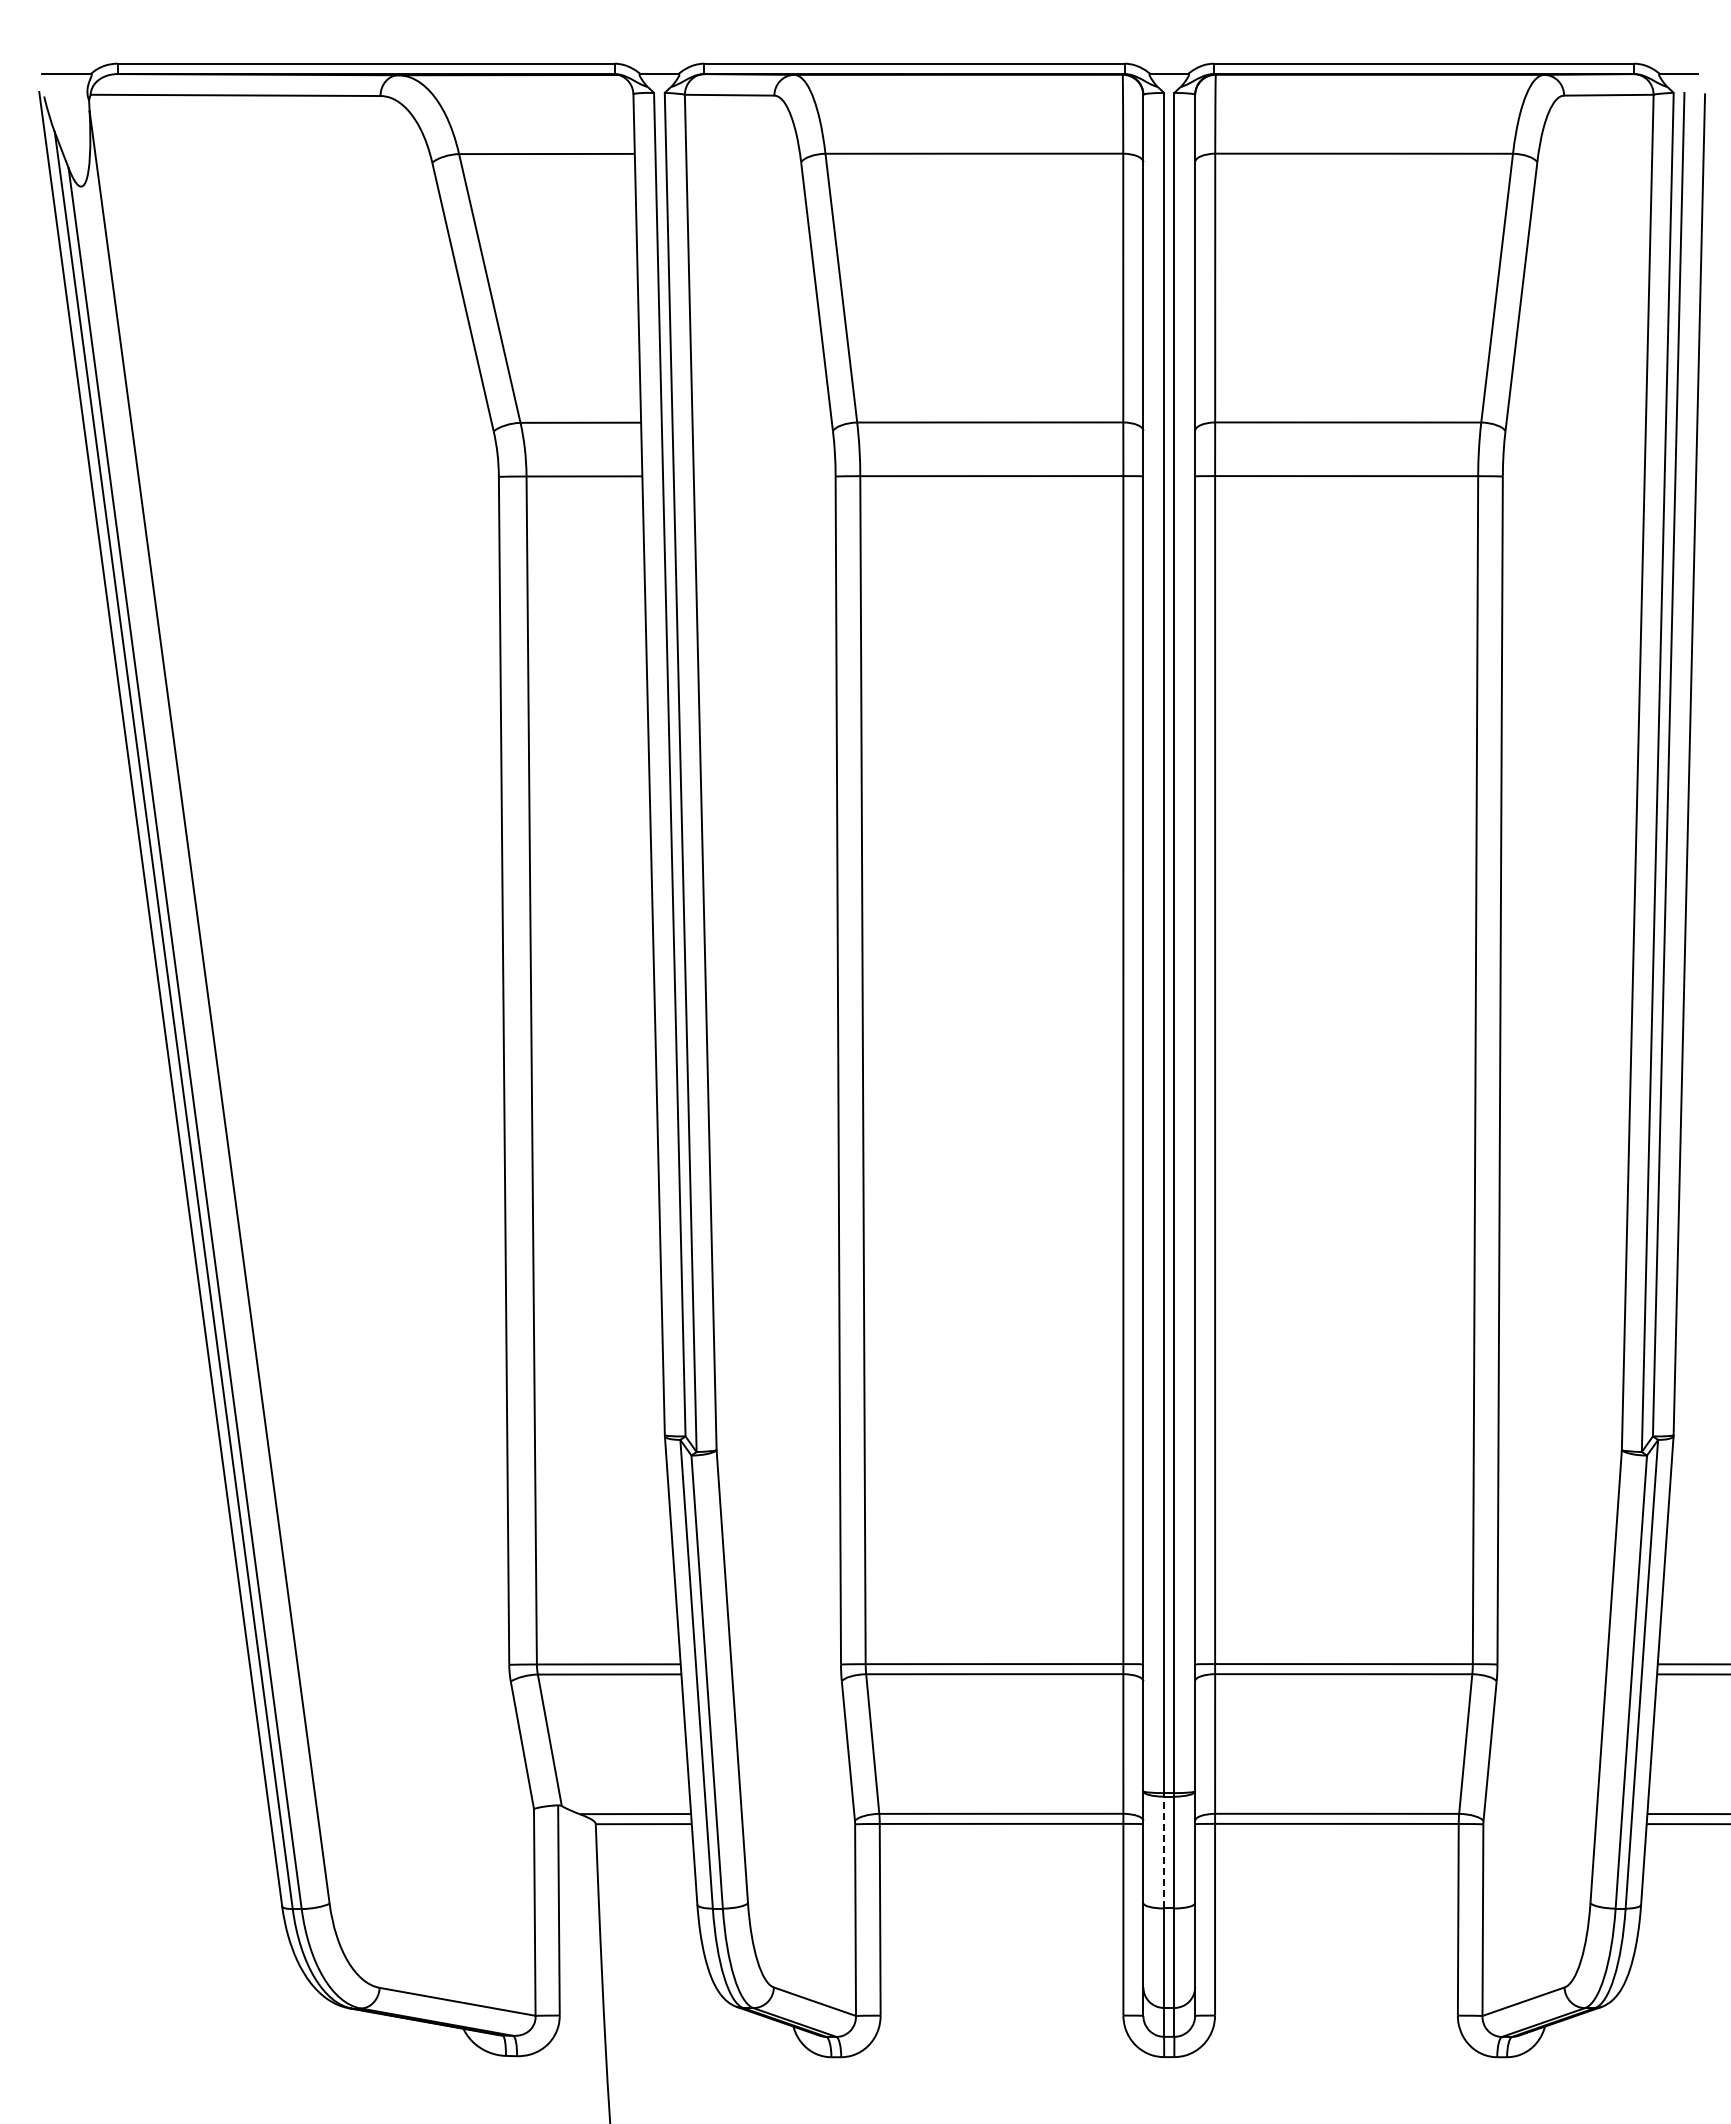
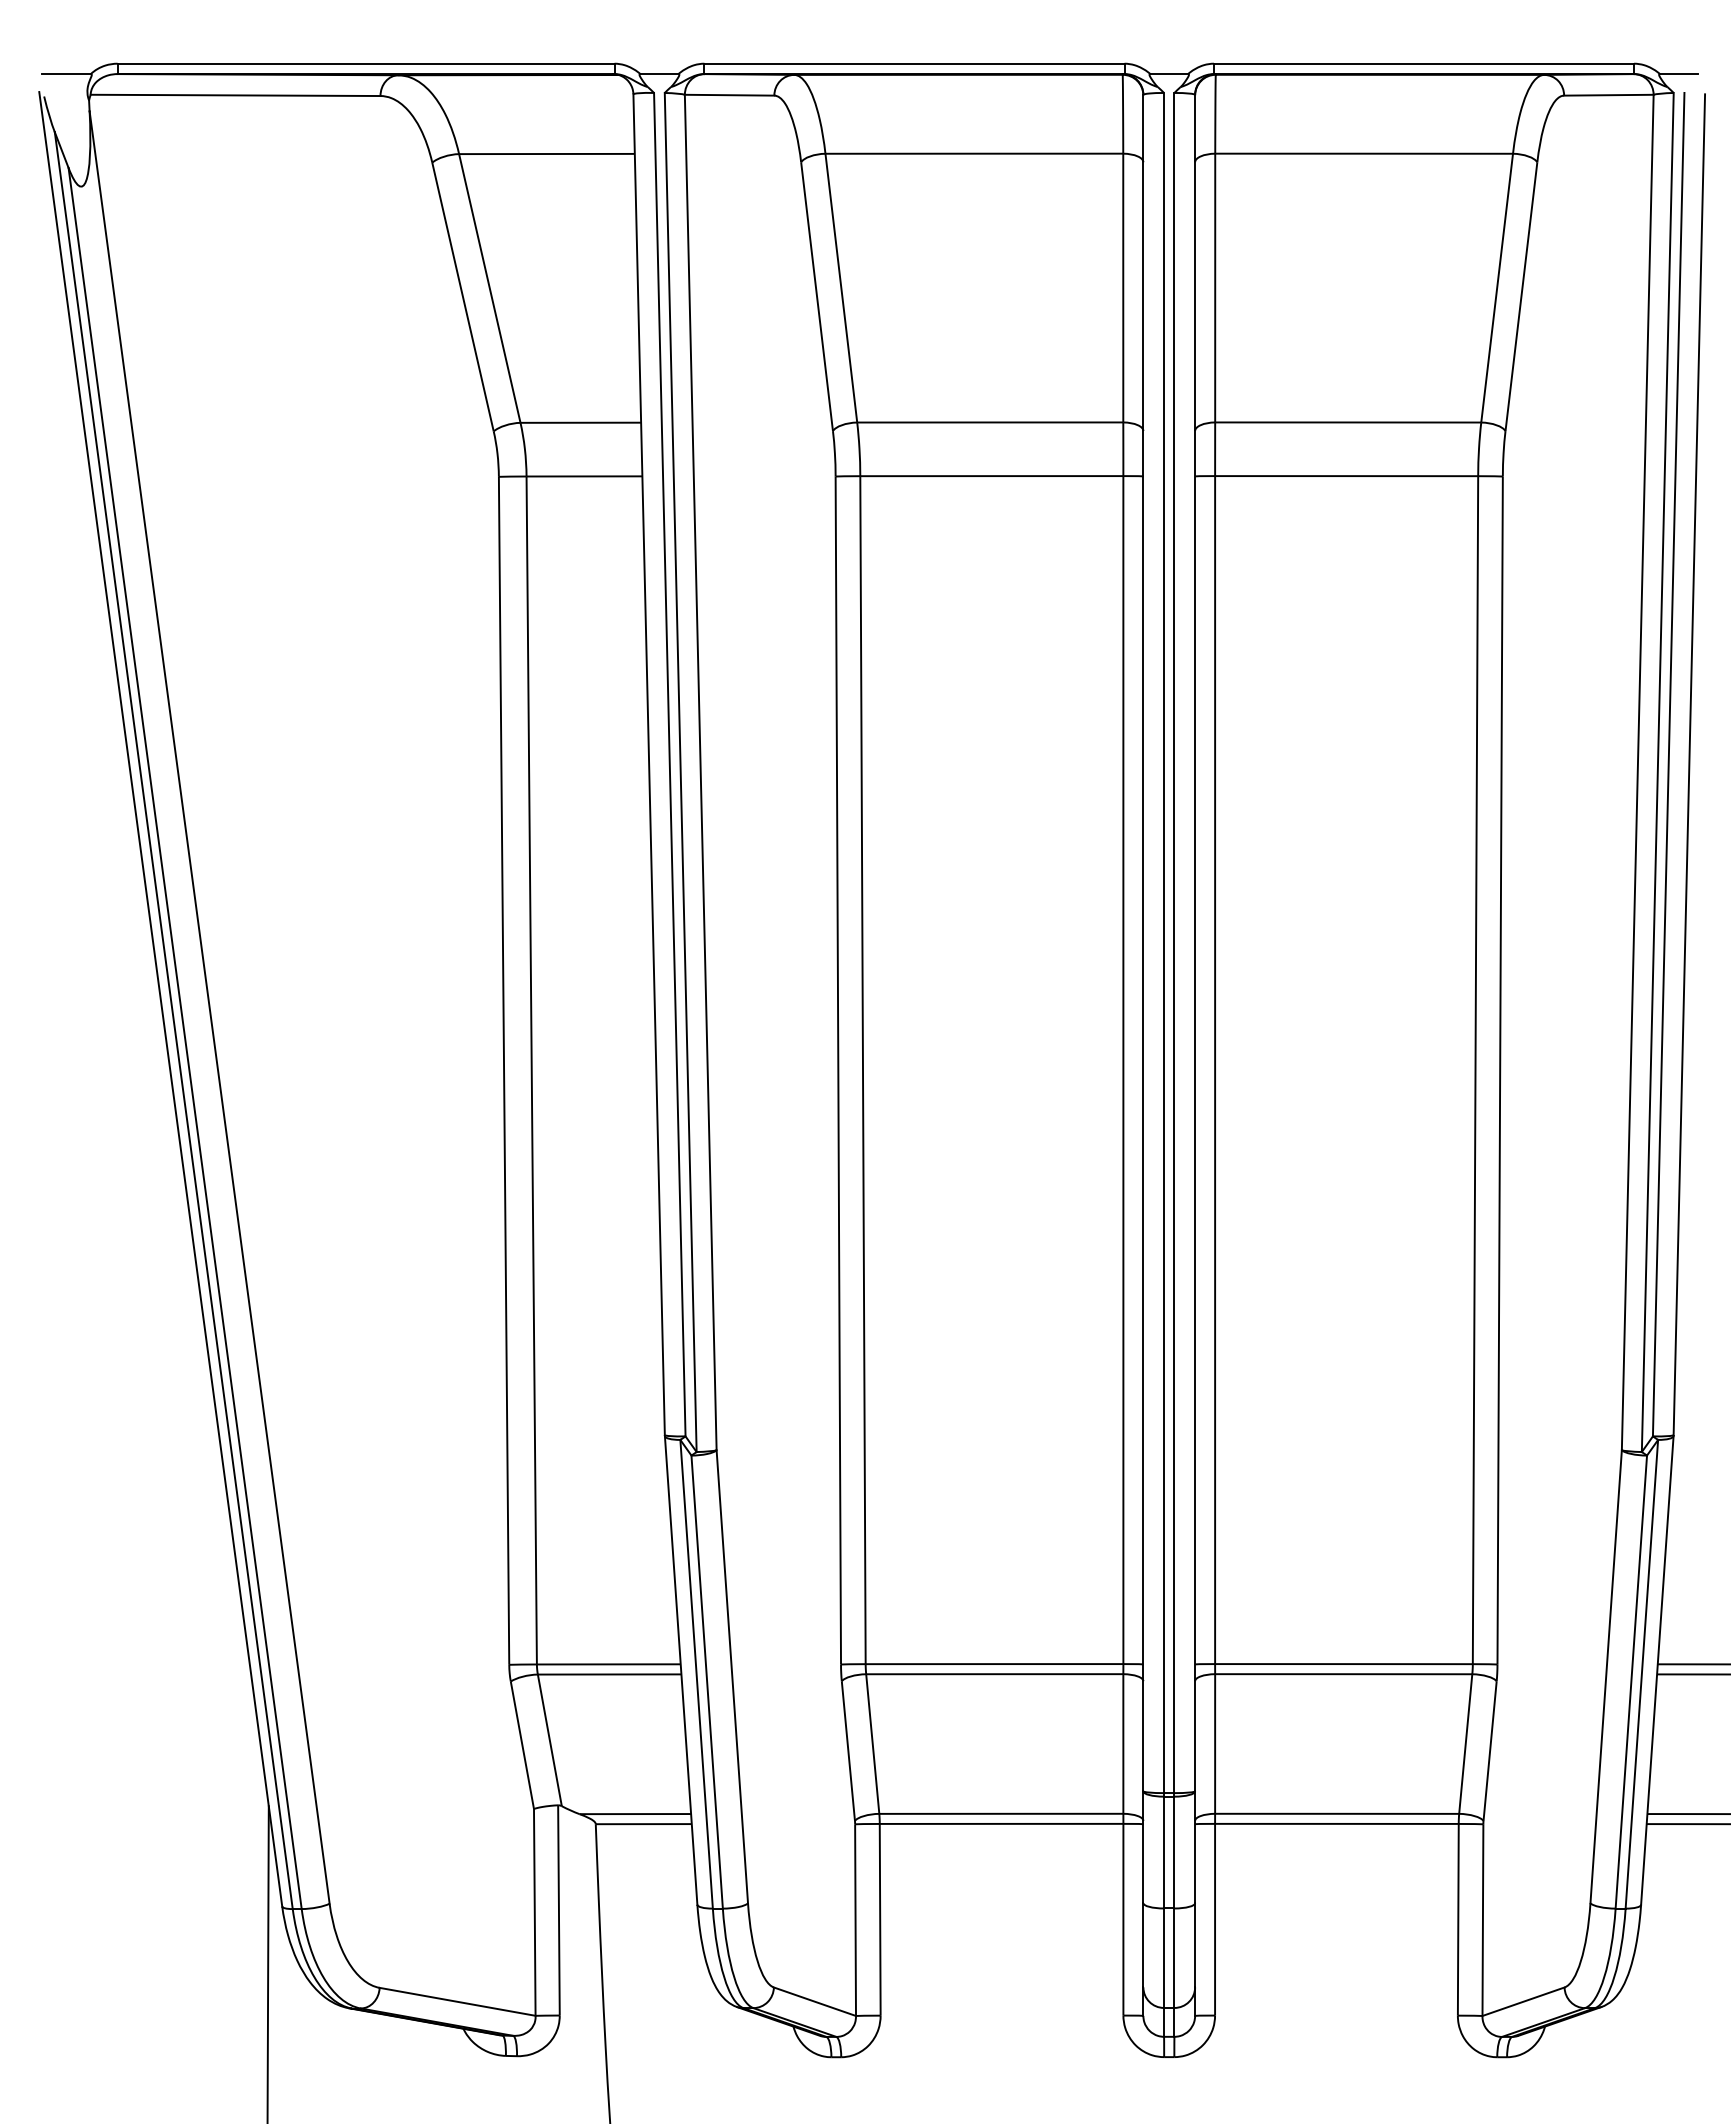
line: dashed -> solid (1164, 1852)
line: none -> present (267, 1963)
